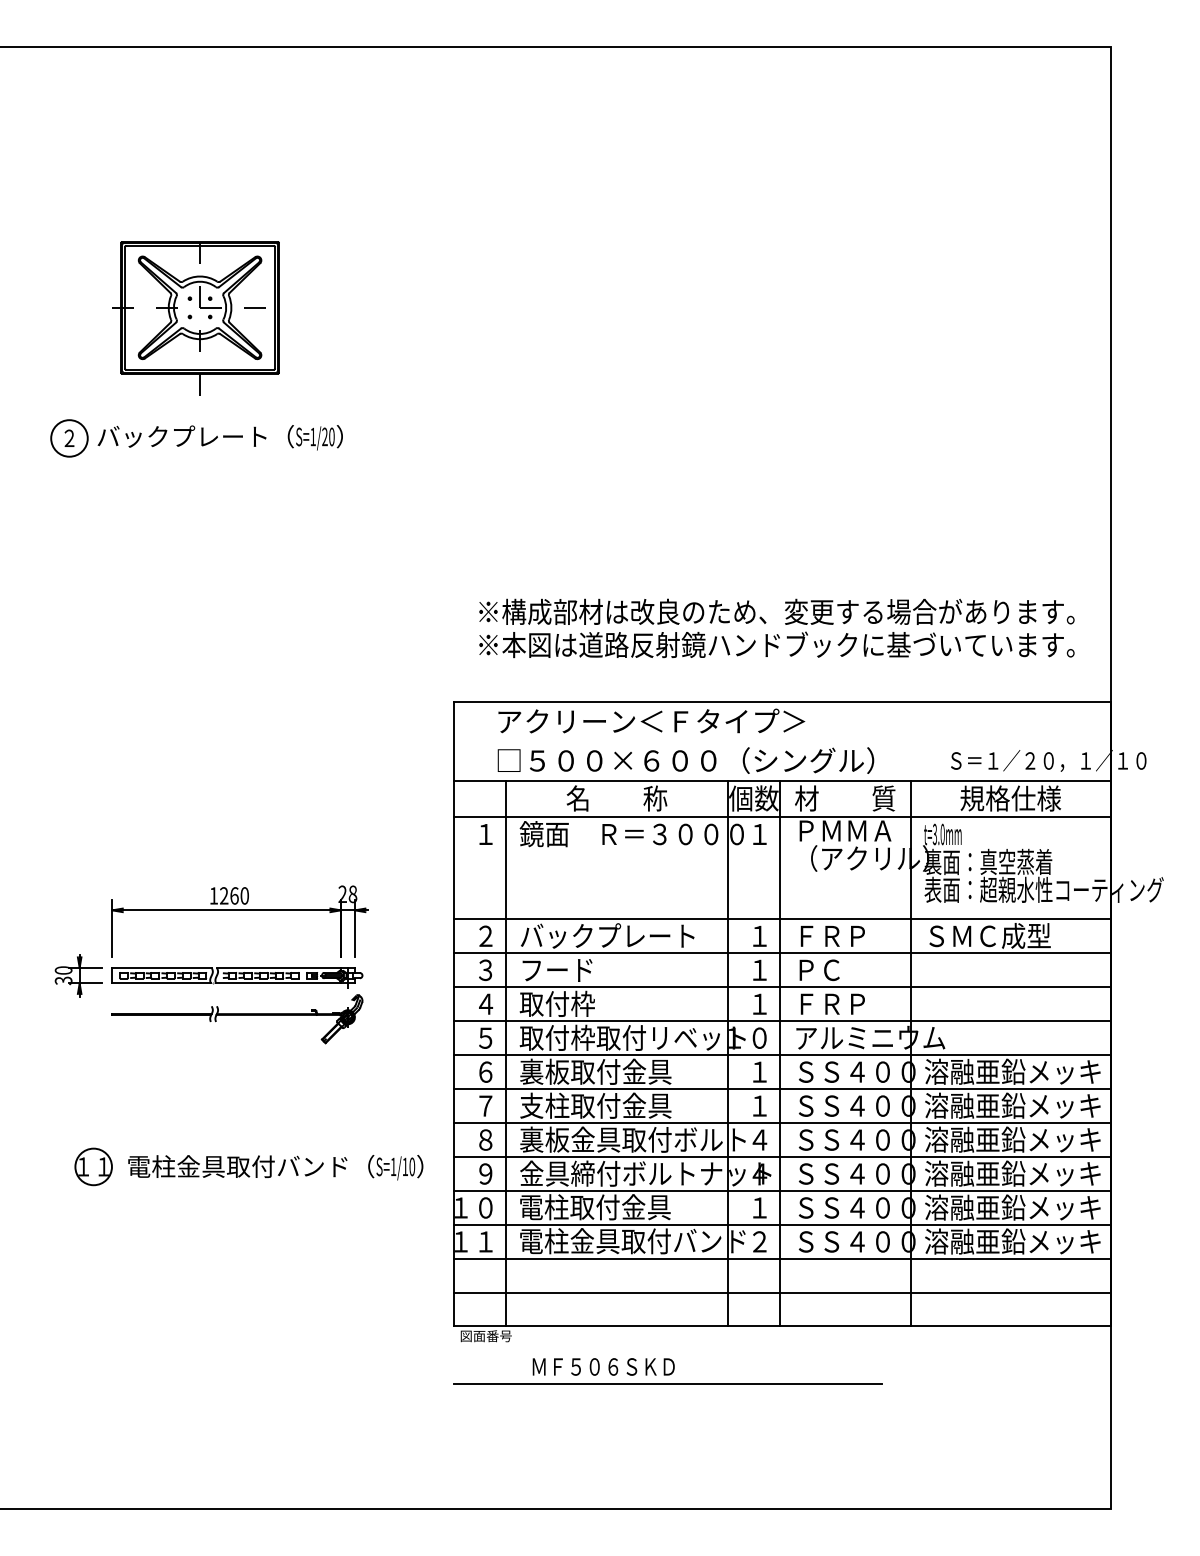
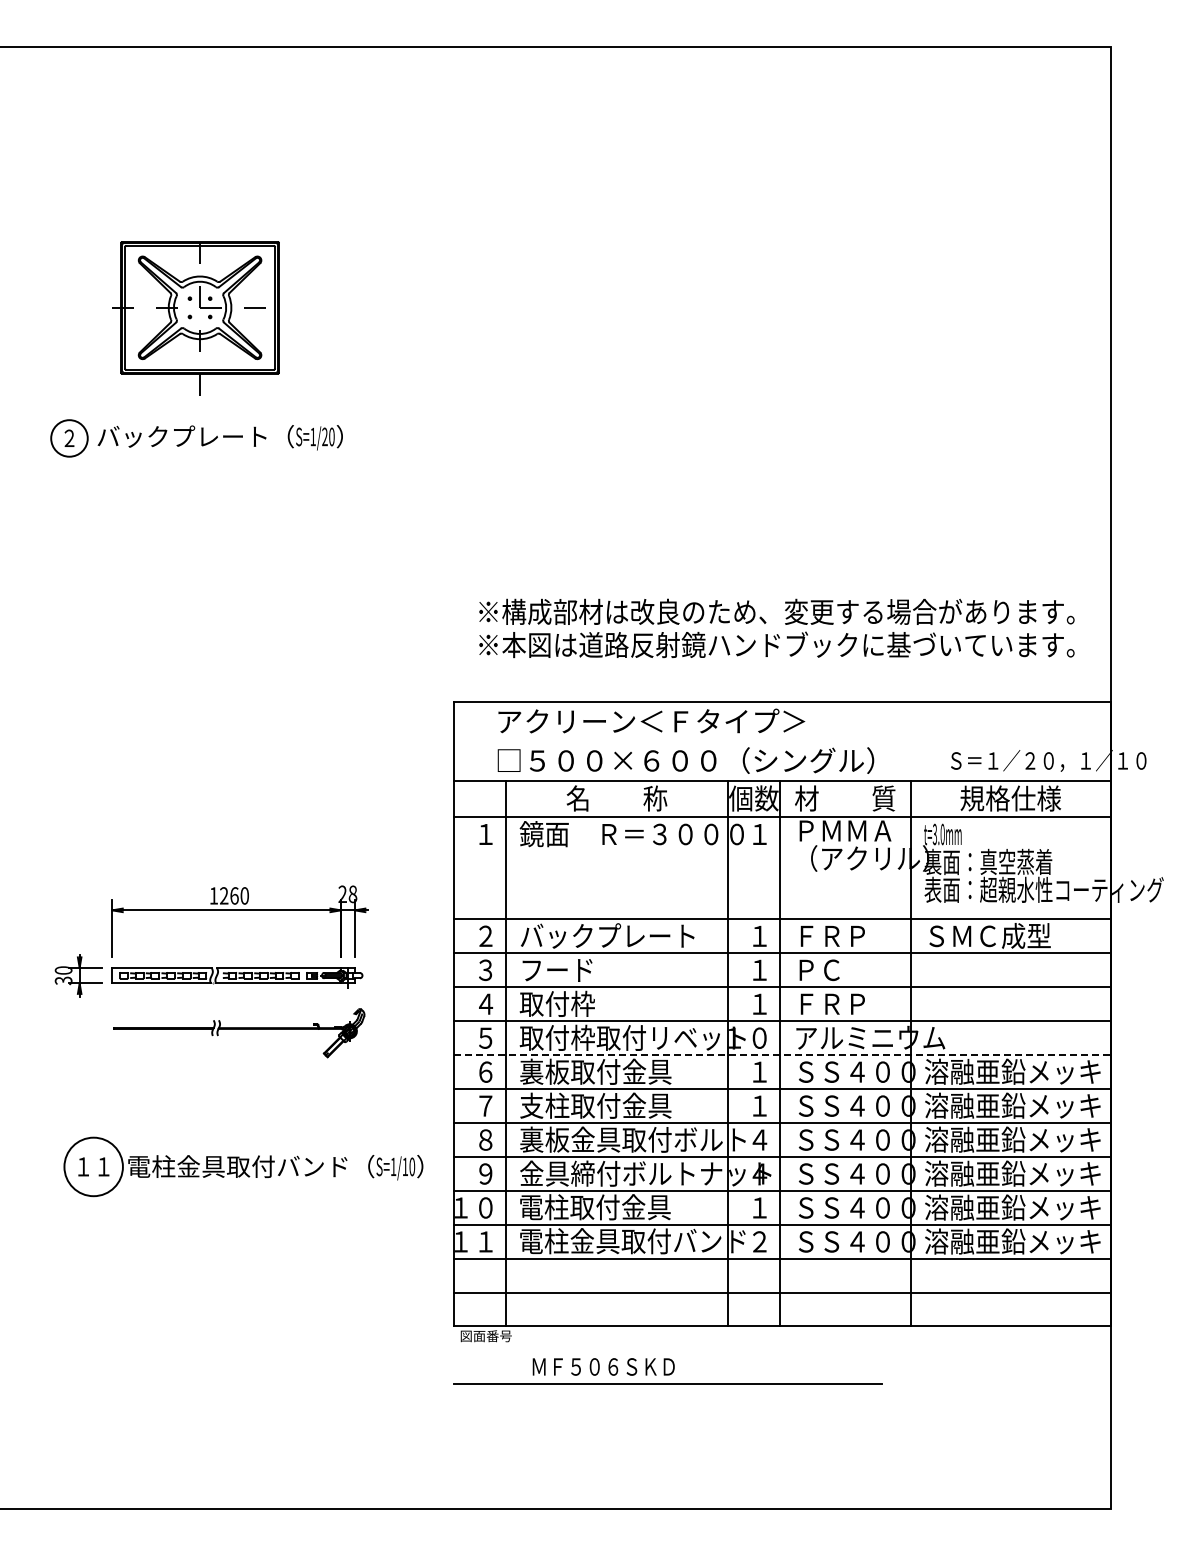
part position: (237, 1019) -> (239, 1033) (239, 1033)
line: solid -> dashed (782, 1054)
circle diameter: 37 px -> 59 px (93, 1166)
